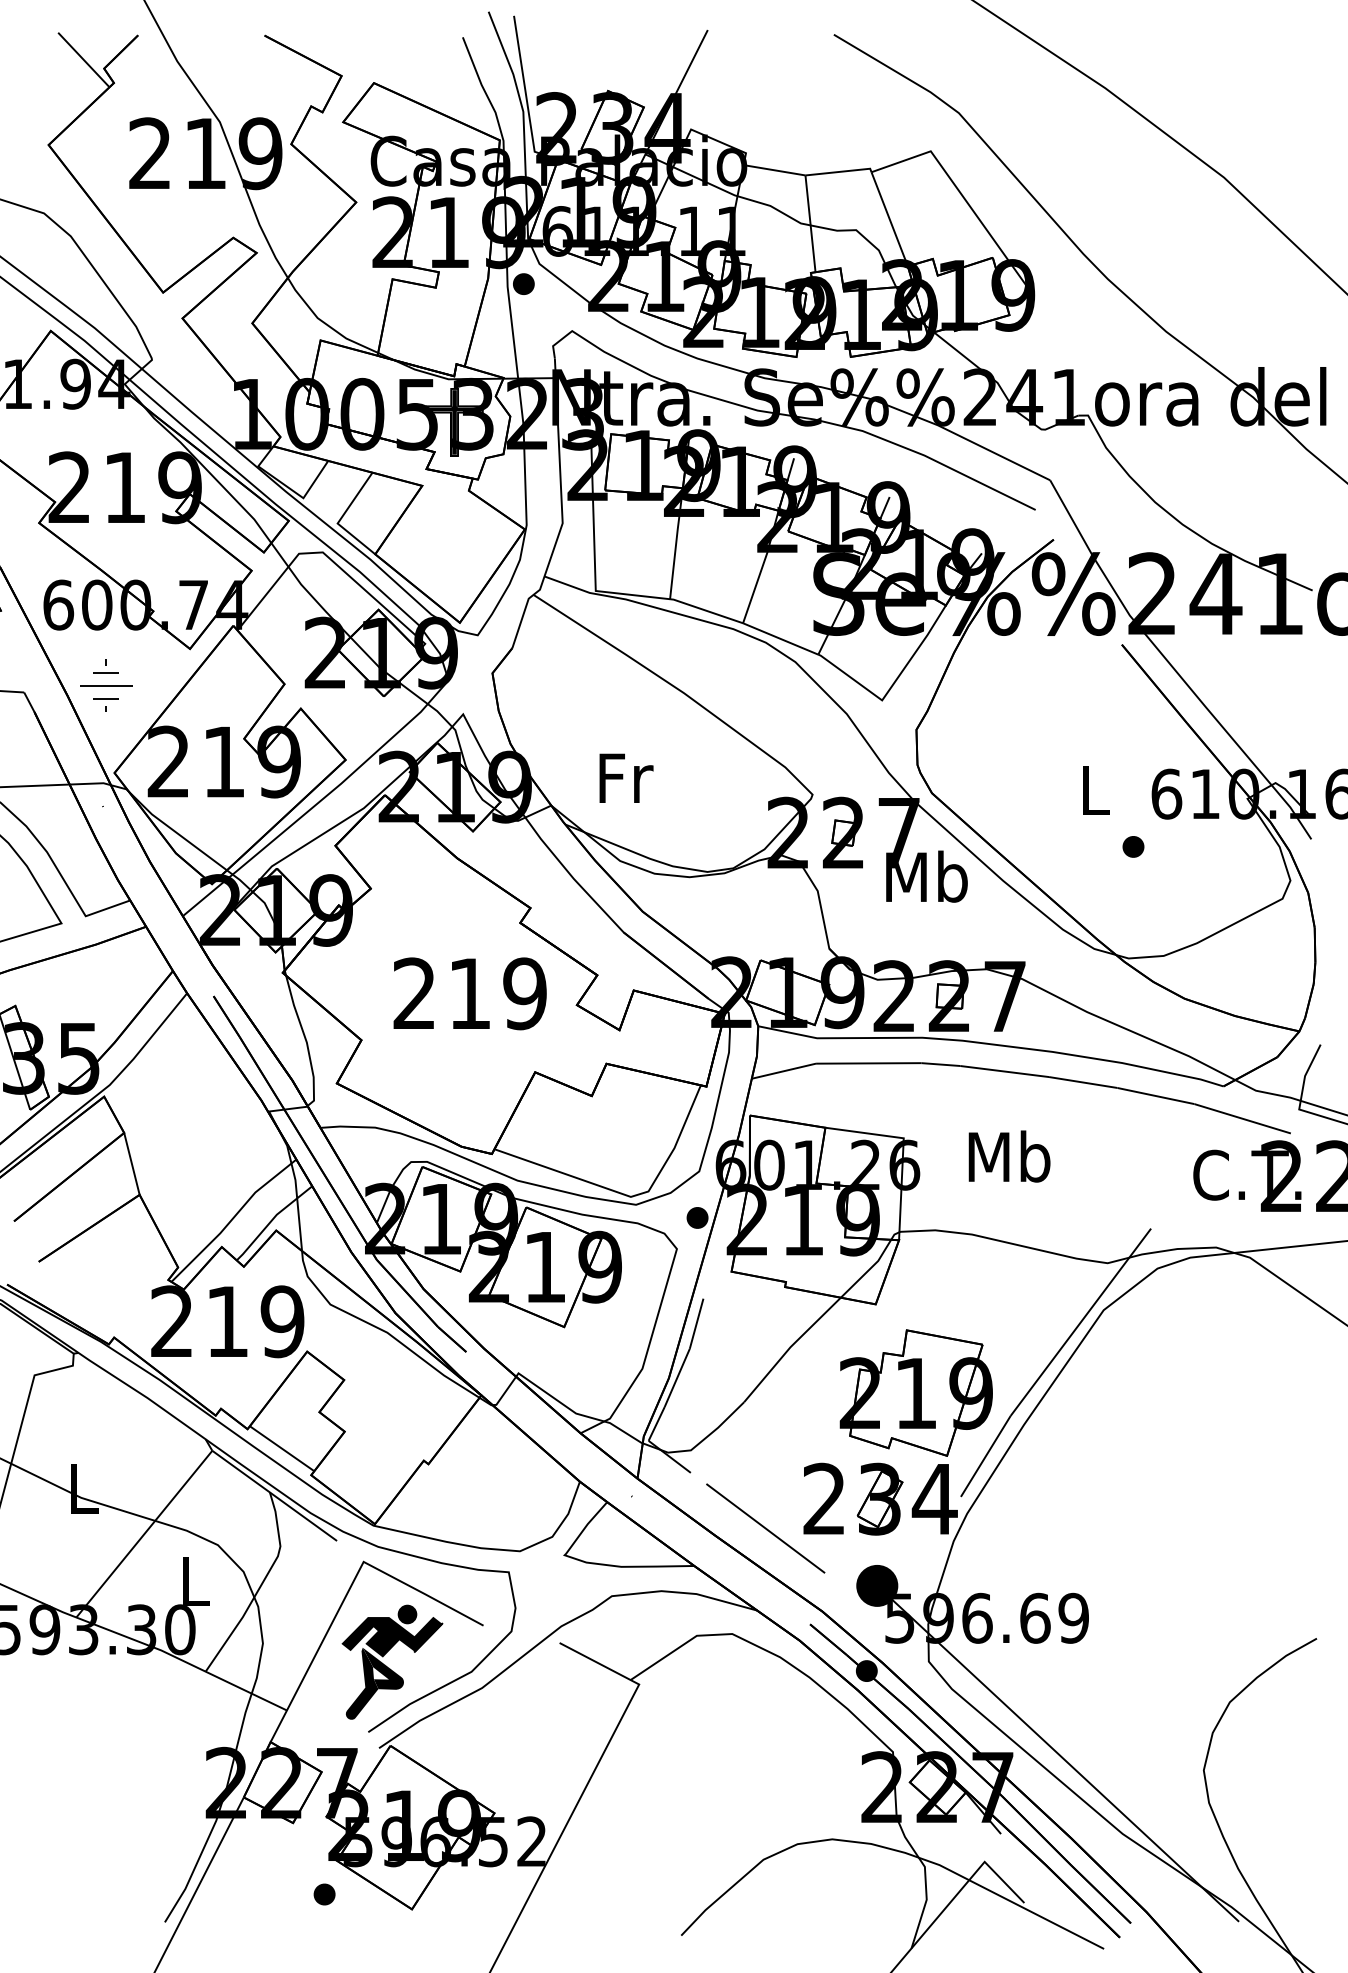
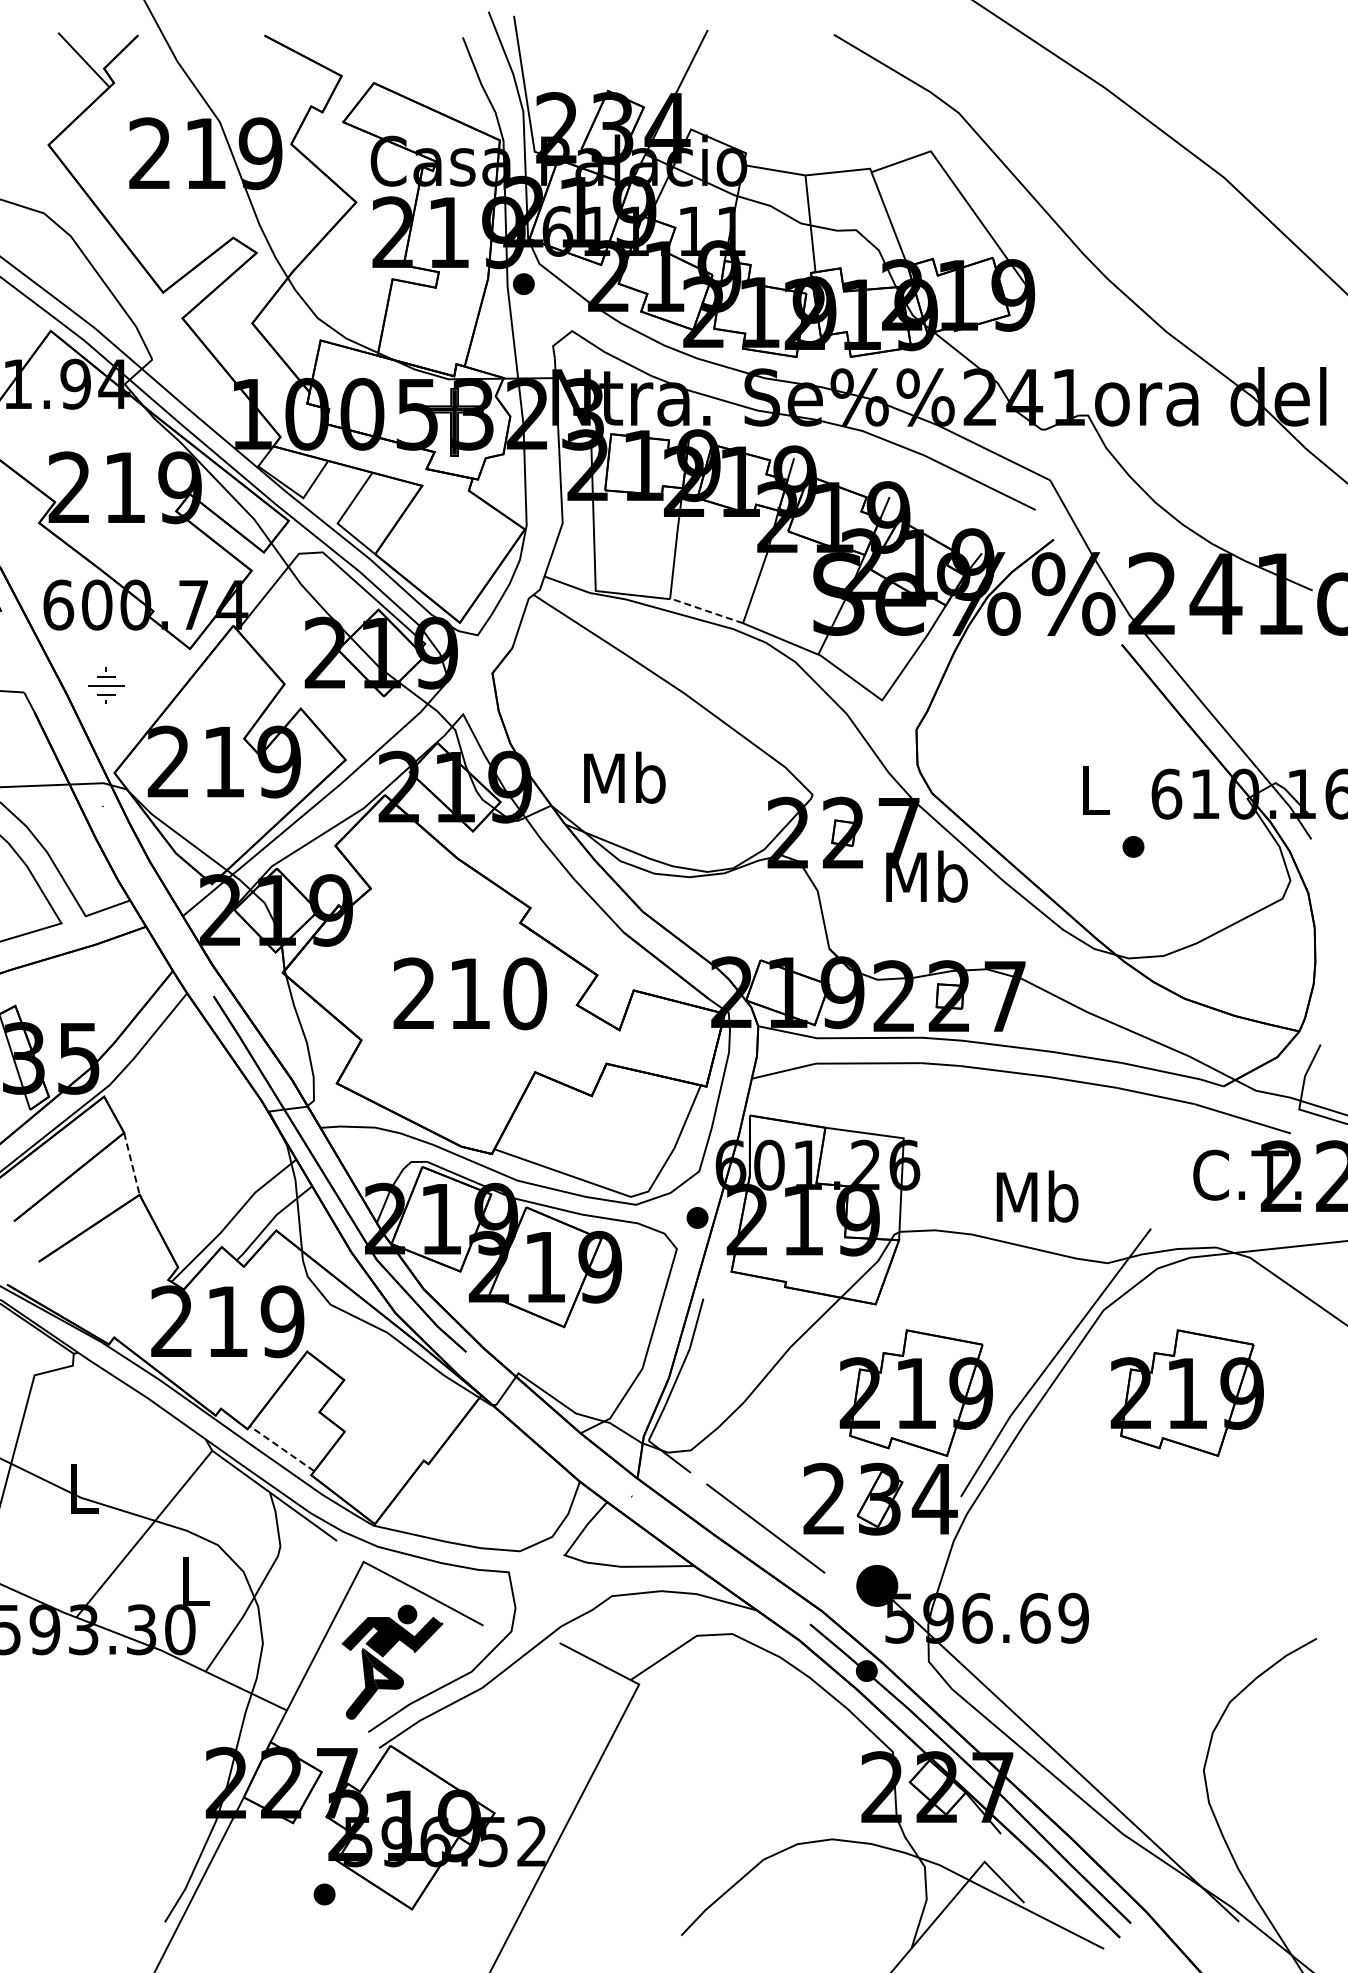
line: solid -> dashed (705, 610)
part size: 53x53 px -> 37x37 px (106, 685)
text: Fr -> Mb (624, 777)
text: 219 -> 210 (525, 993)
text position: (1009, 1156) -> (1037, 1196) (1037, 1196)
line: solid -> dashed (131, 1163)
part: none -> present (1186, 1392)
line: solid -> dashed (281, 1448)
